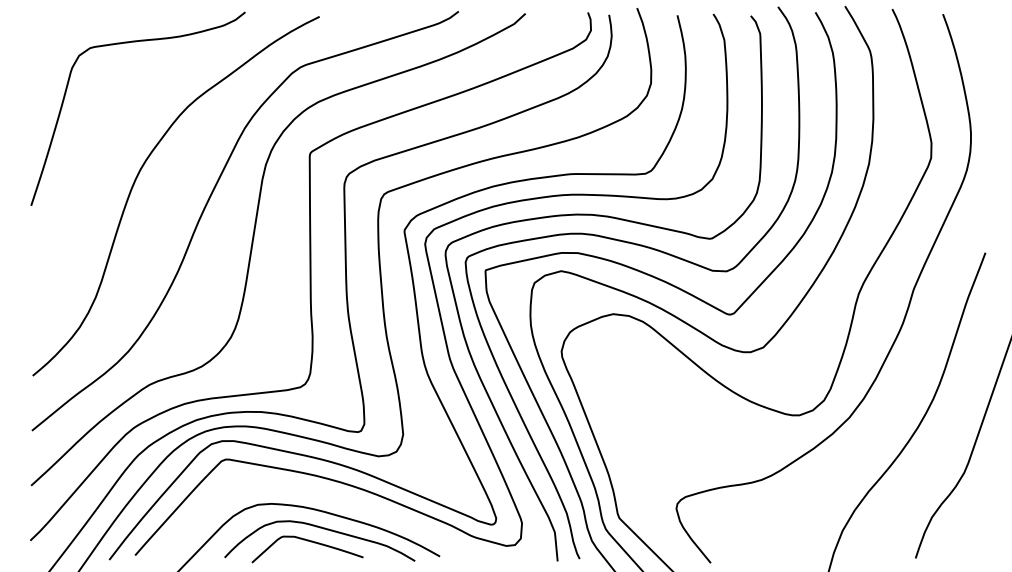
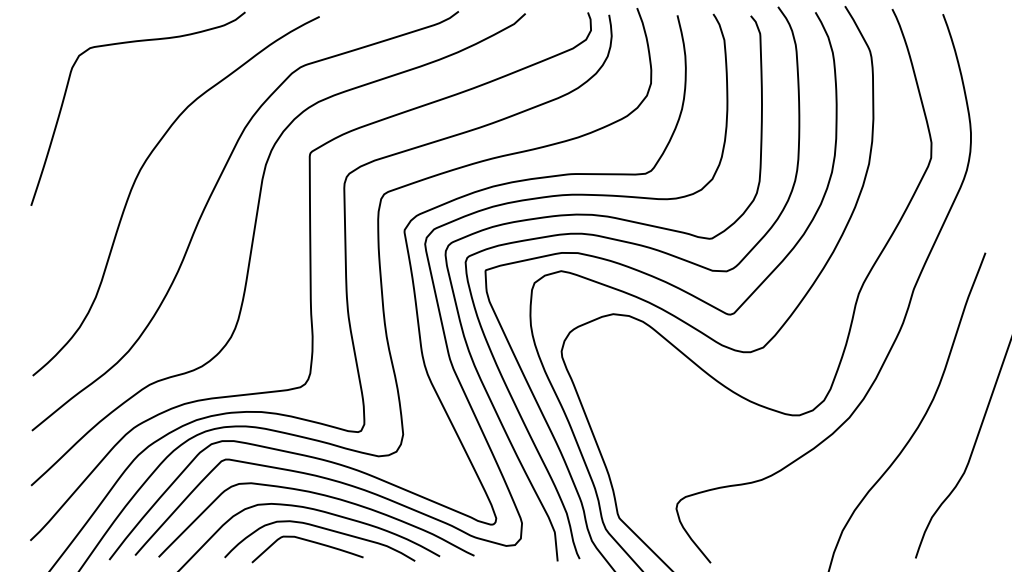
curve: none -> present (320, 495)
